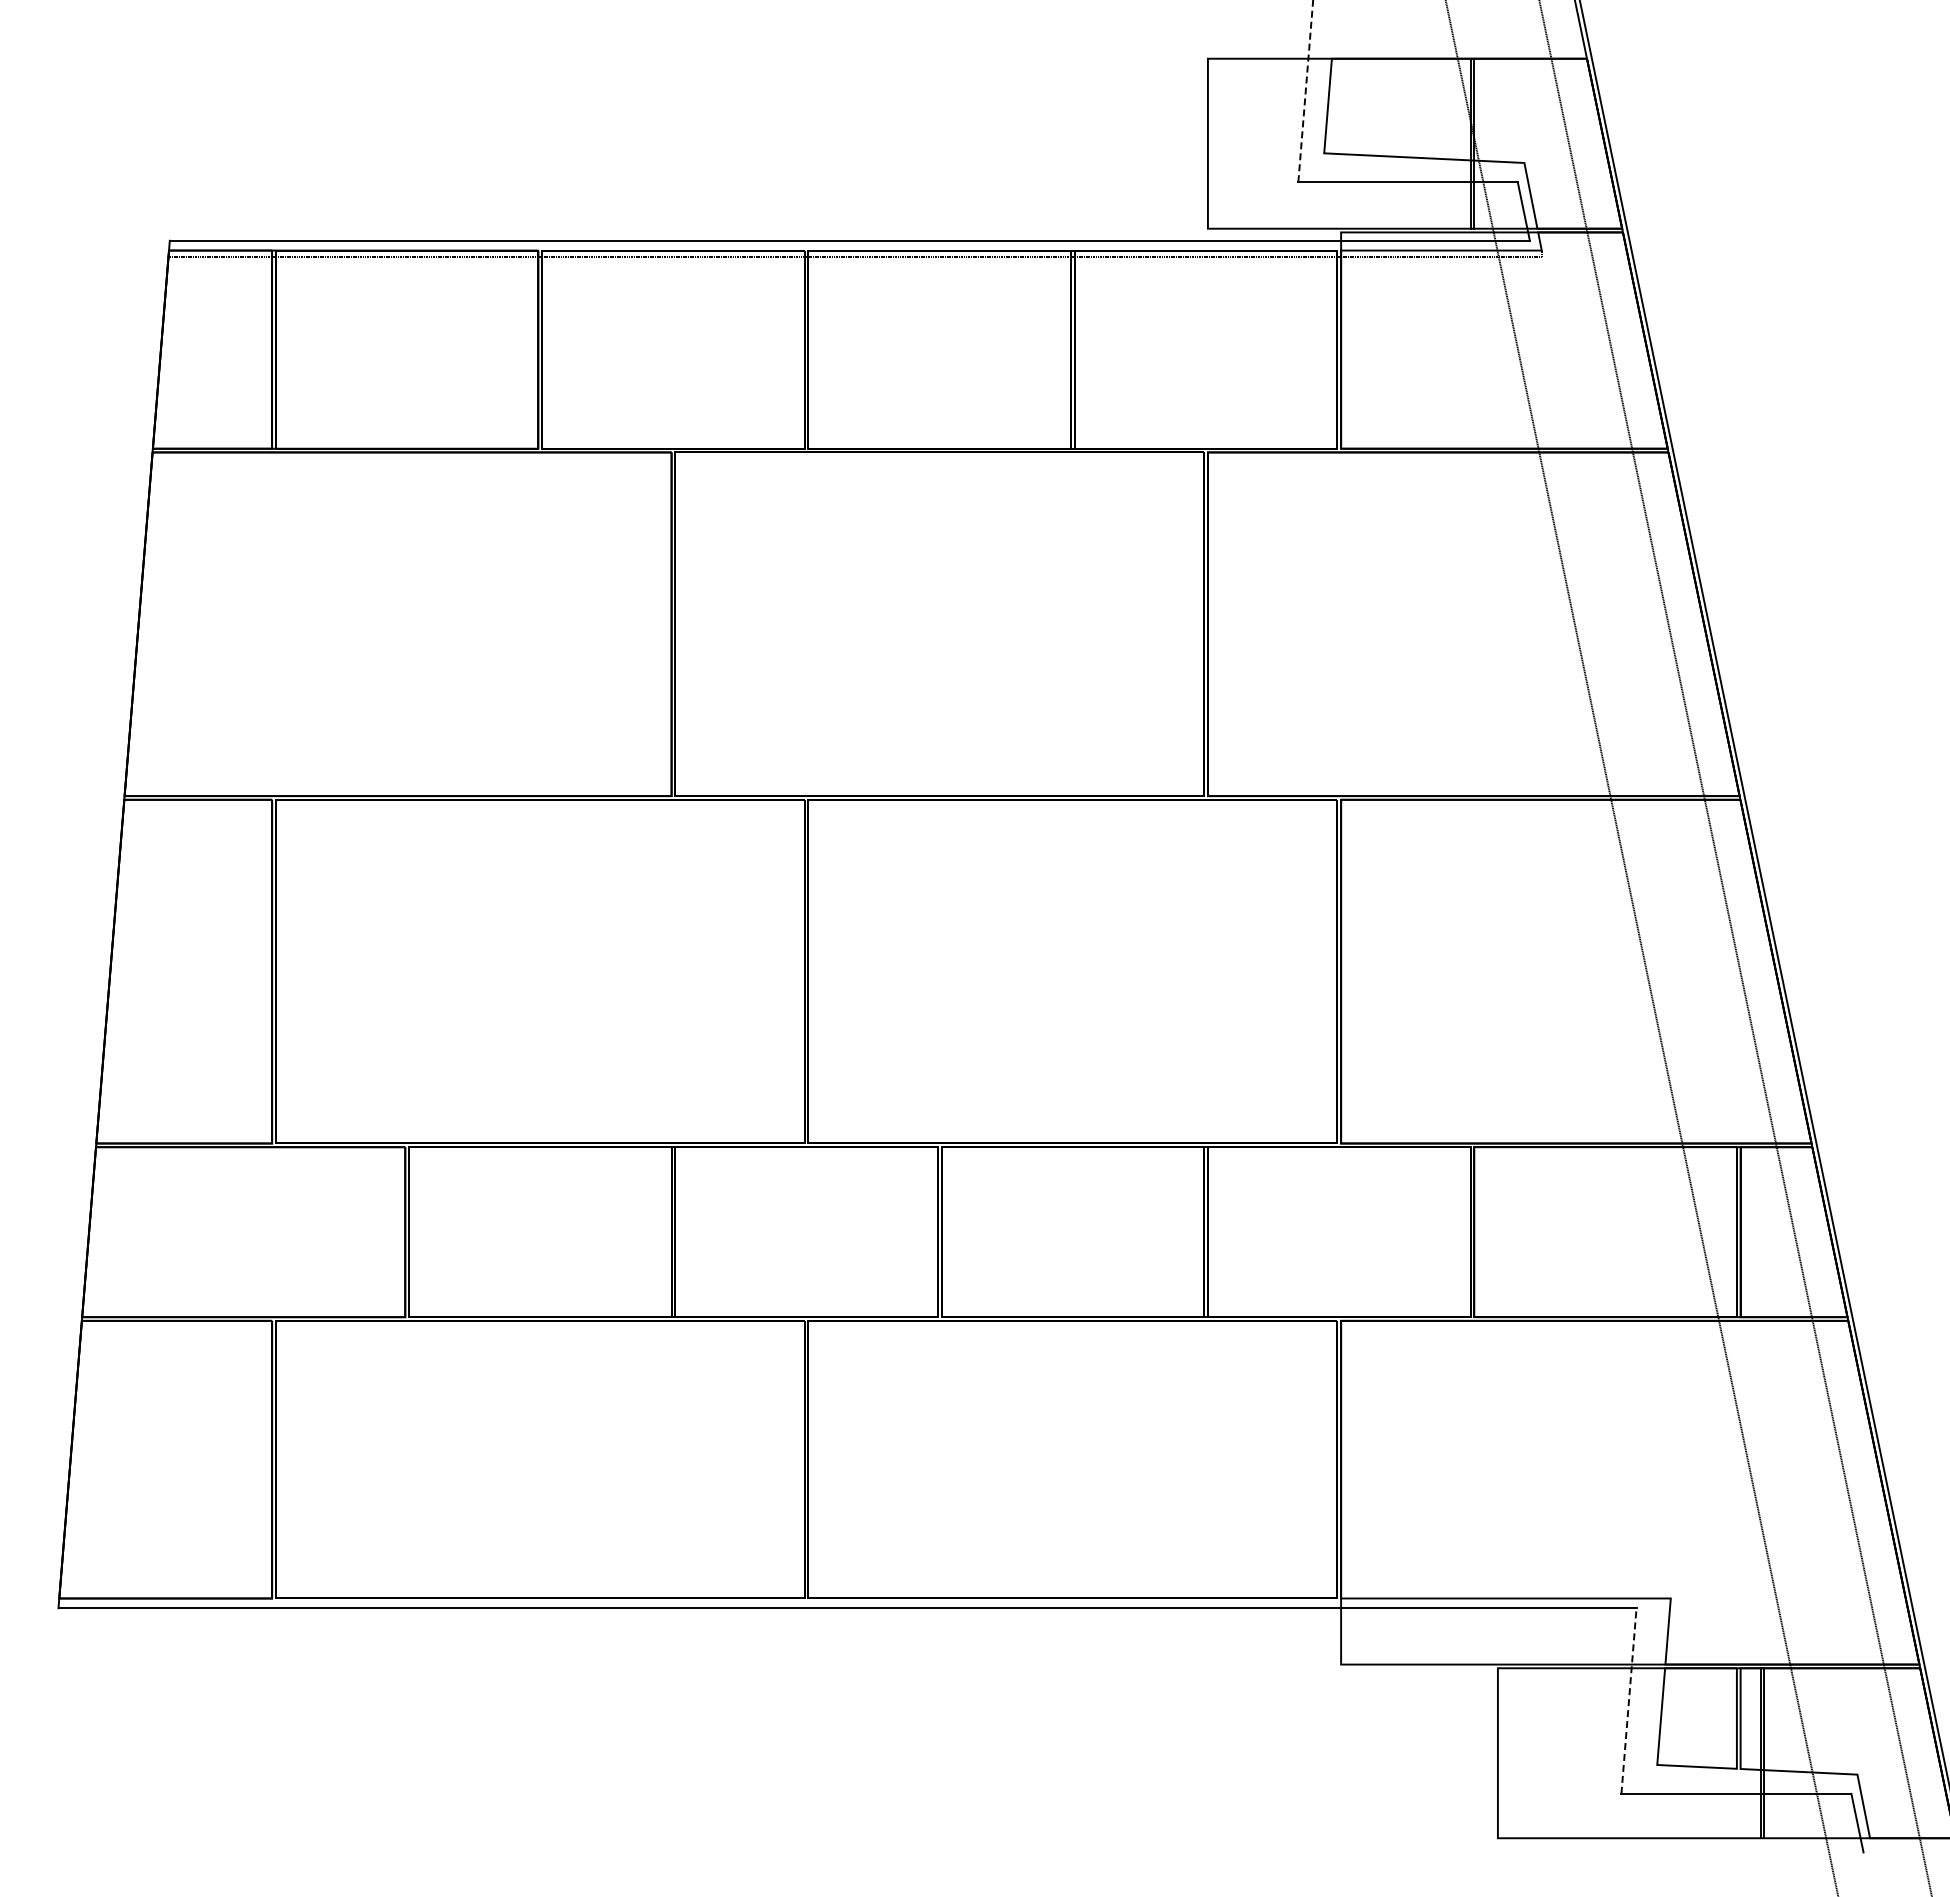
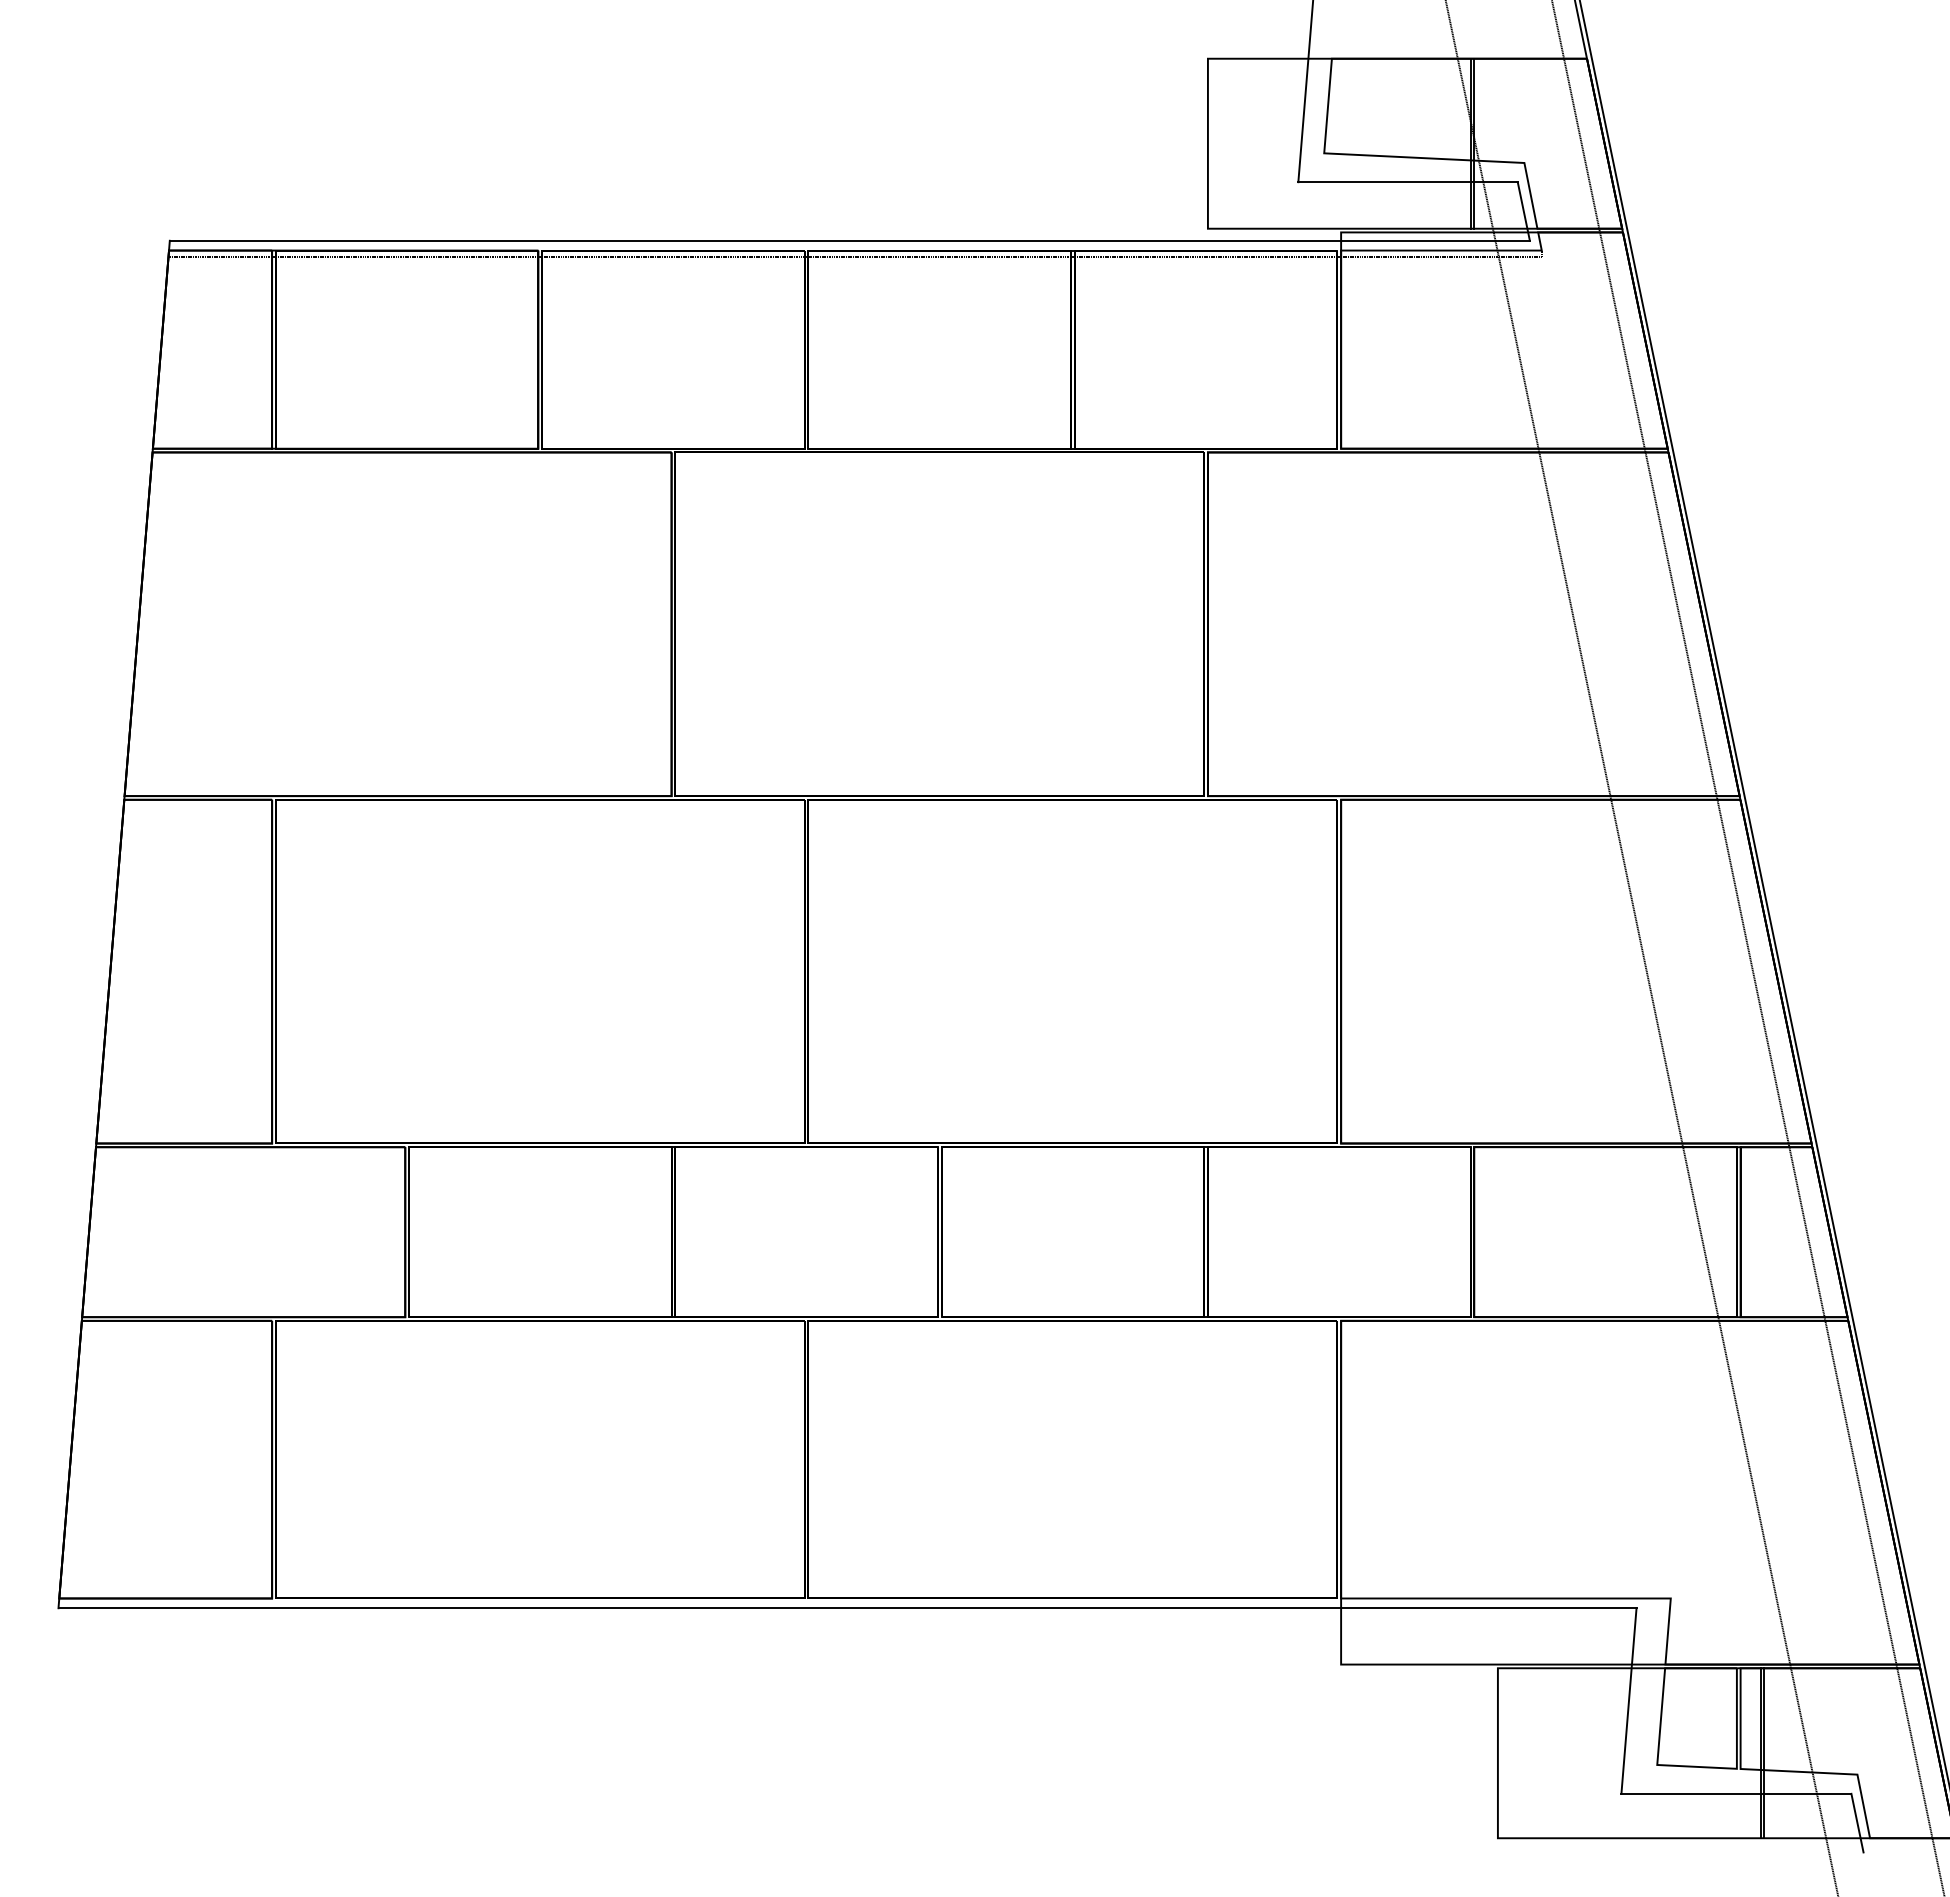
line: dashed -> solid (1305, 90)
line position: (1735, 947) -> (1747, 947) (1747, 947)
line: dashed -> solid (1629, 1700)
